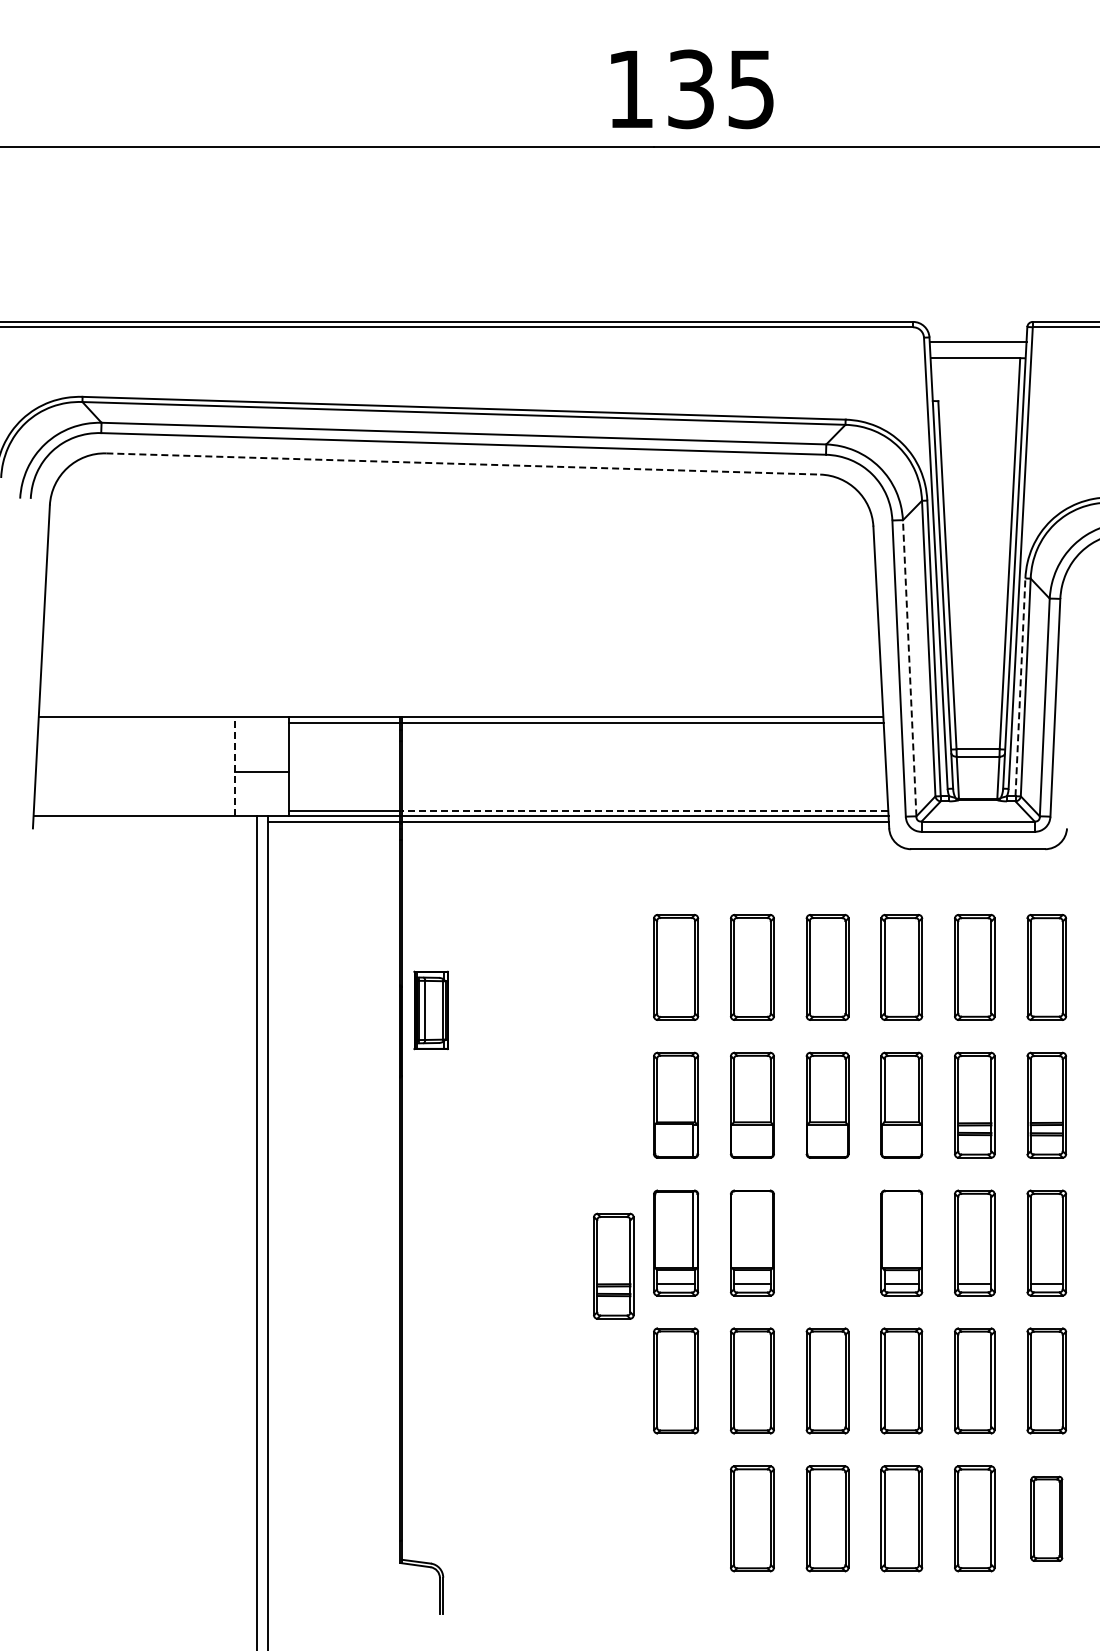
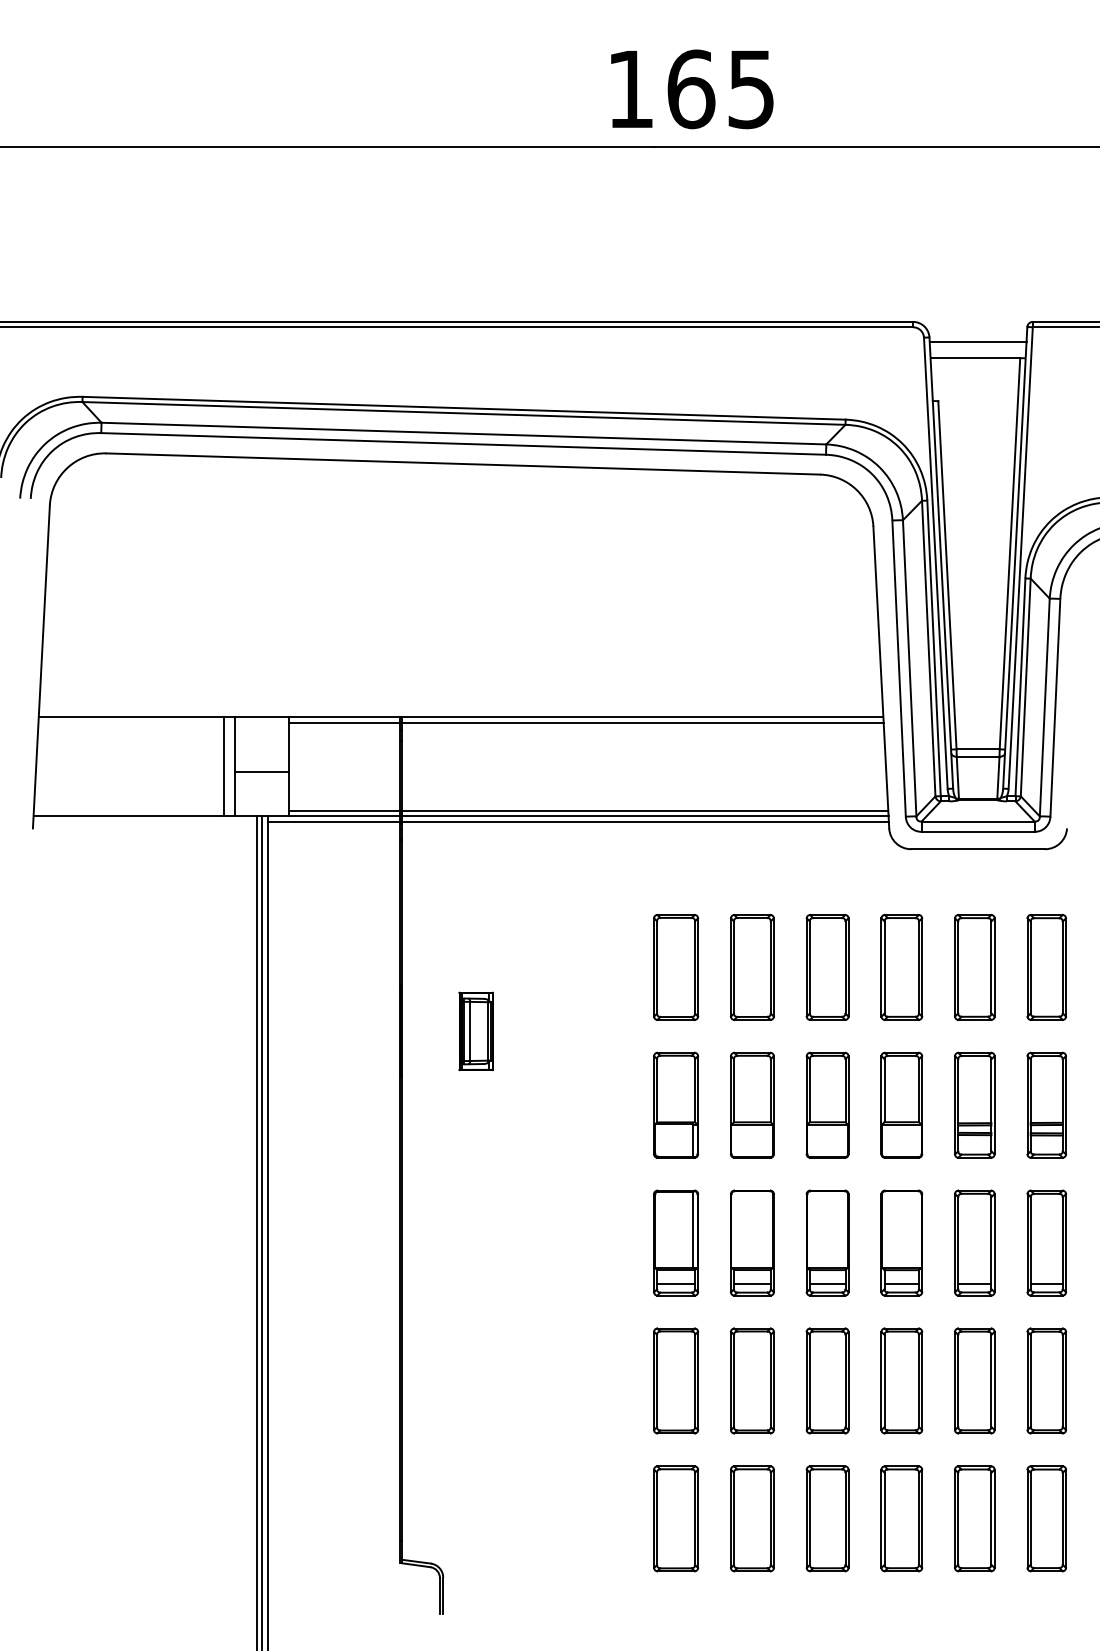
text: 135 -> 165 (691, 89)
line: dashed -> solid (463, 464)
line: dashed -> solid (909, 667)
line: dashed -> solid (1020, 687)
line: none -> present (223, 766)
line: dashed -> solid (234, 766)
line: dashed -> solid (644, 810)
part position: (430, 1010) -> (475, 1031) (475, 1031)
line: none -> present (262, 1231)
part: none -> present (827, 1242)
part: present -> none (613, 1265)
part: none -> present (676, 1518)
part size: 34x87 px -> 42x108 px (1046, 1518)
